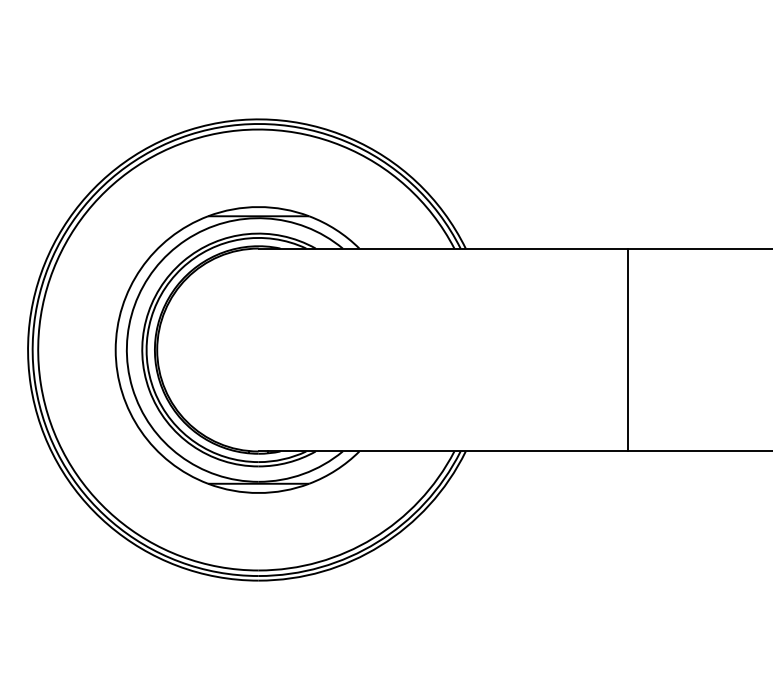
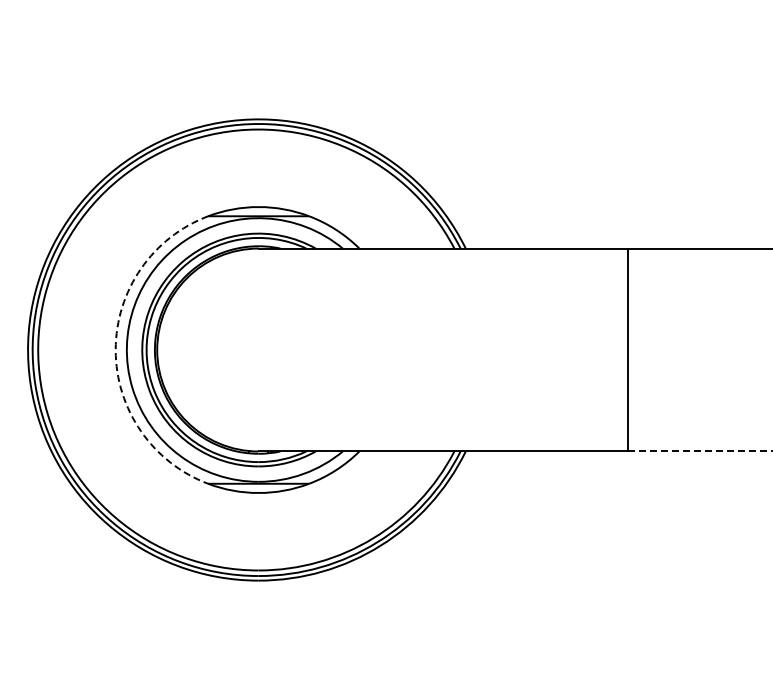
arc: solid -> dashed (115, 350)
line: solid -> dashed (700, 451)
